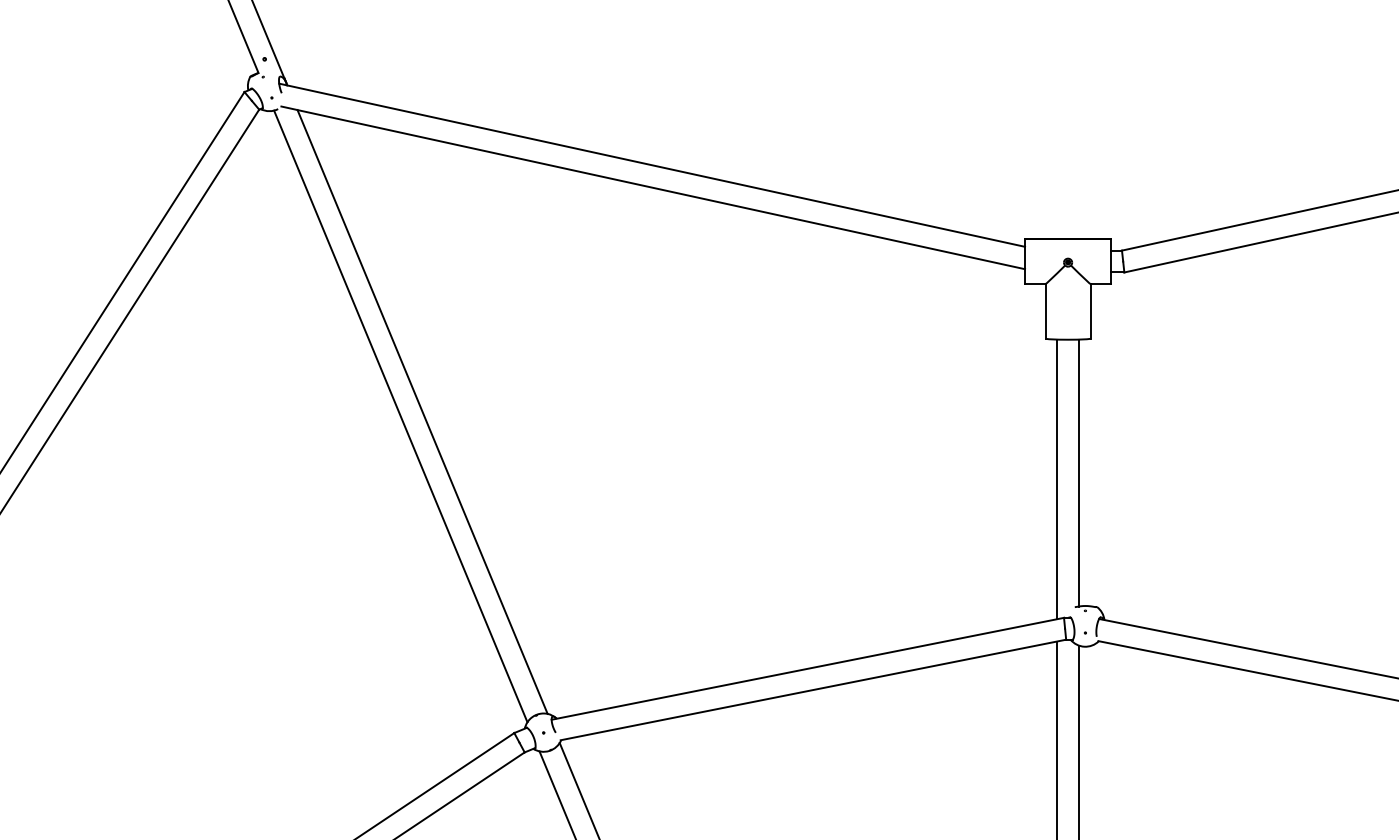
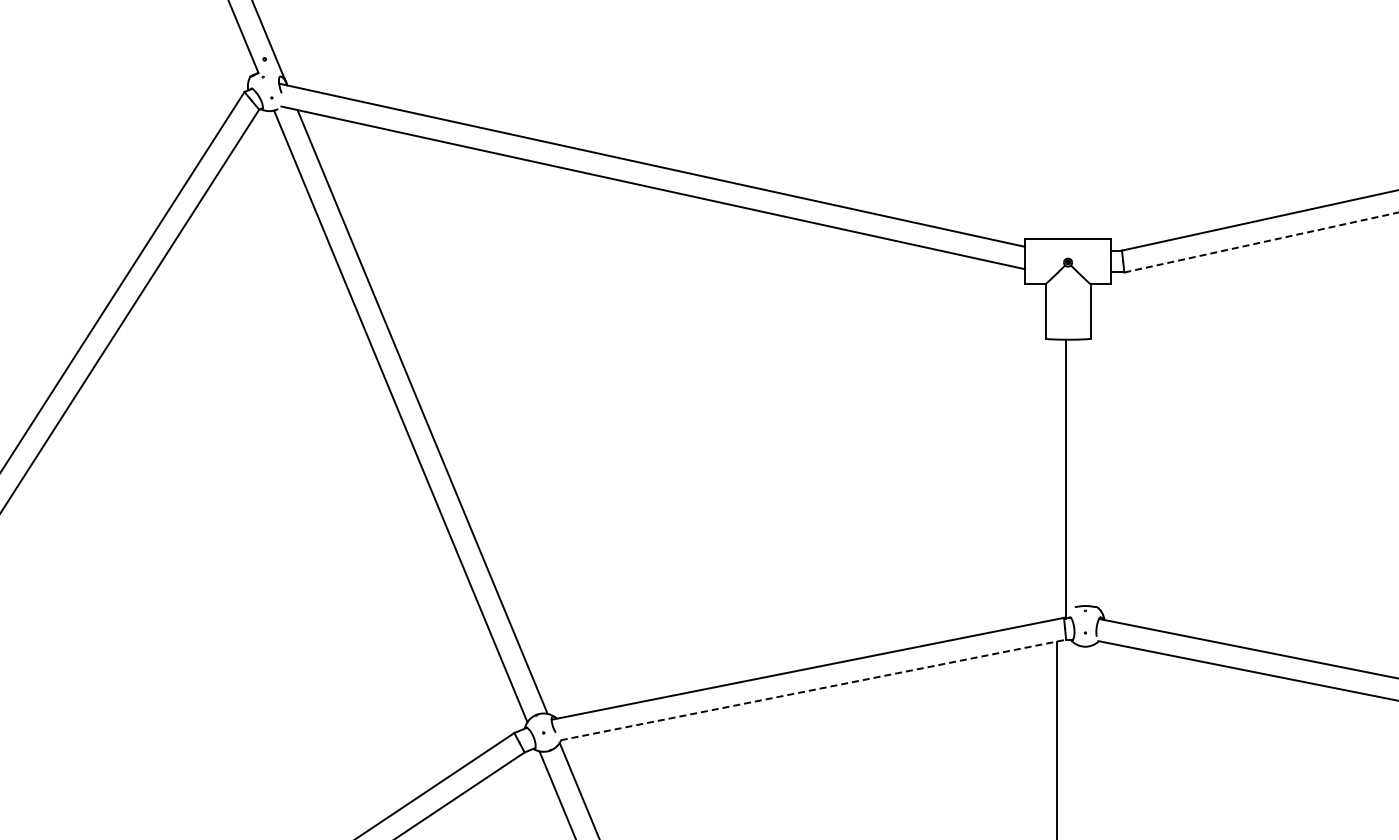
line: solid -> dashed (1261, 242)
line: present -> none (1079, 472)
line position: (1057, 479) -> (1066, 479) (1066, 479)
line: solid -> dashed (813, 689)
line: present -> none (1079, 740)
